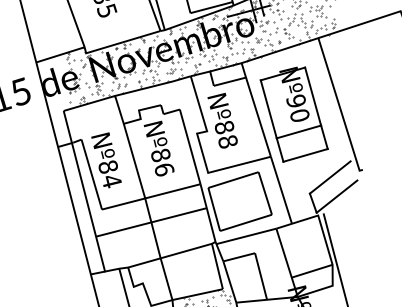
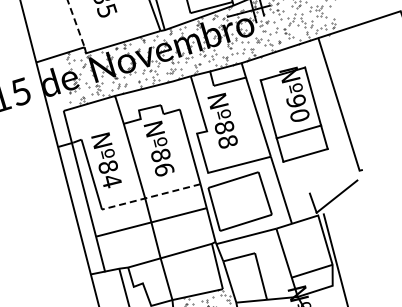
line: solid -> dashed (76, 23)
line: present -> none (329, 177)
line: solid -> dashed (151, 196)
